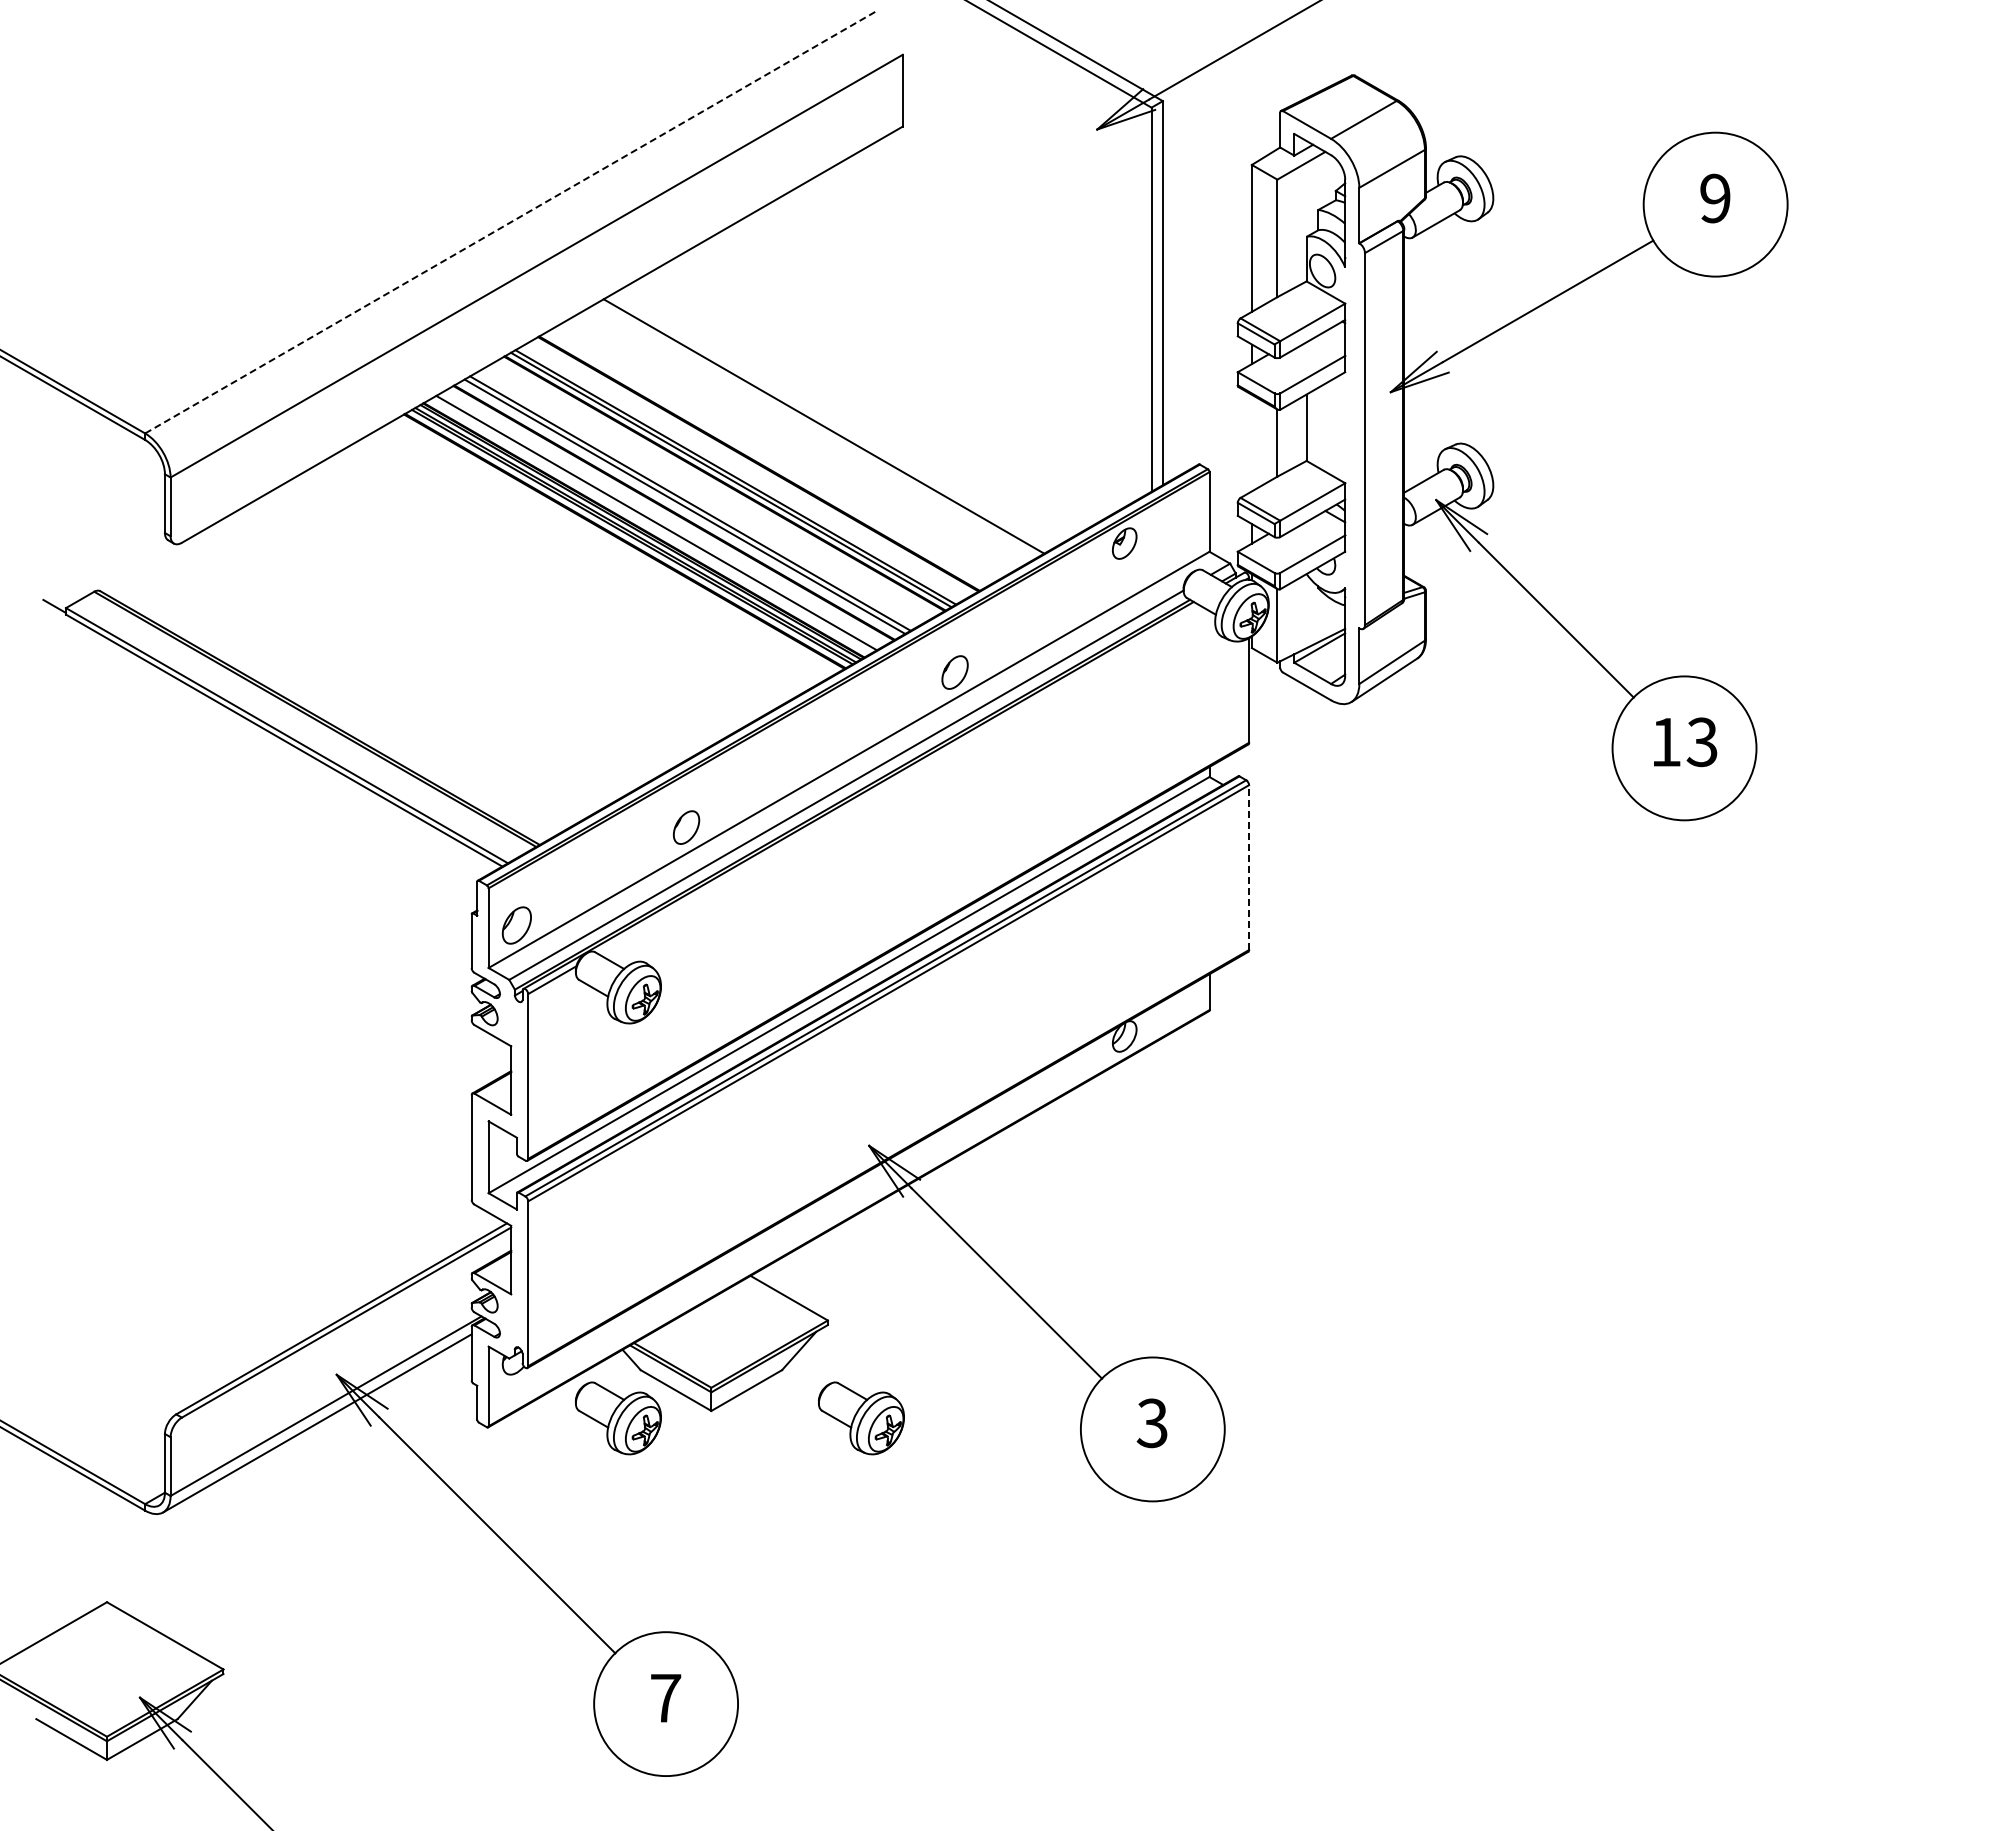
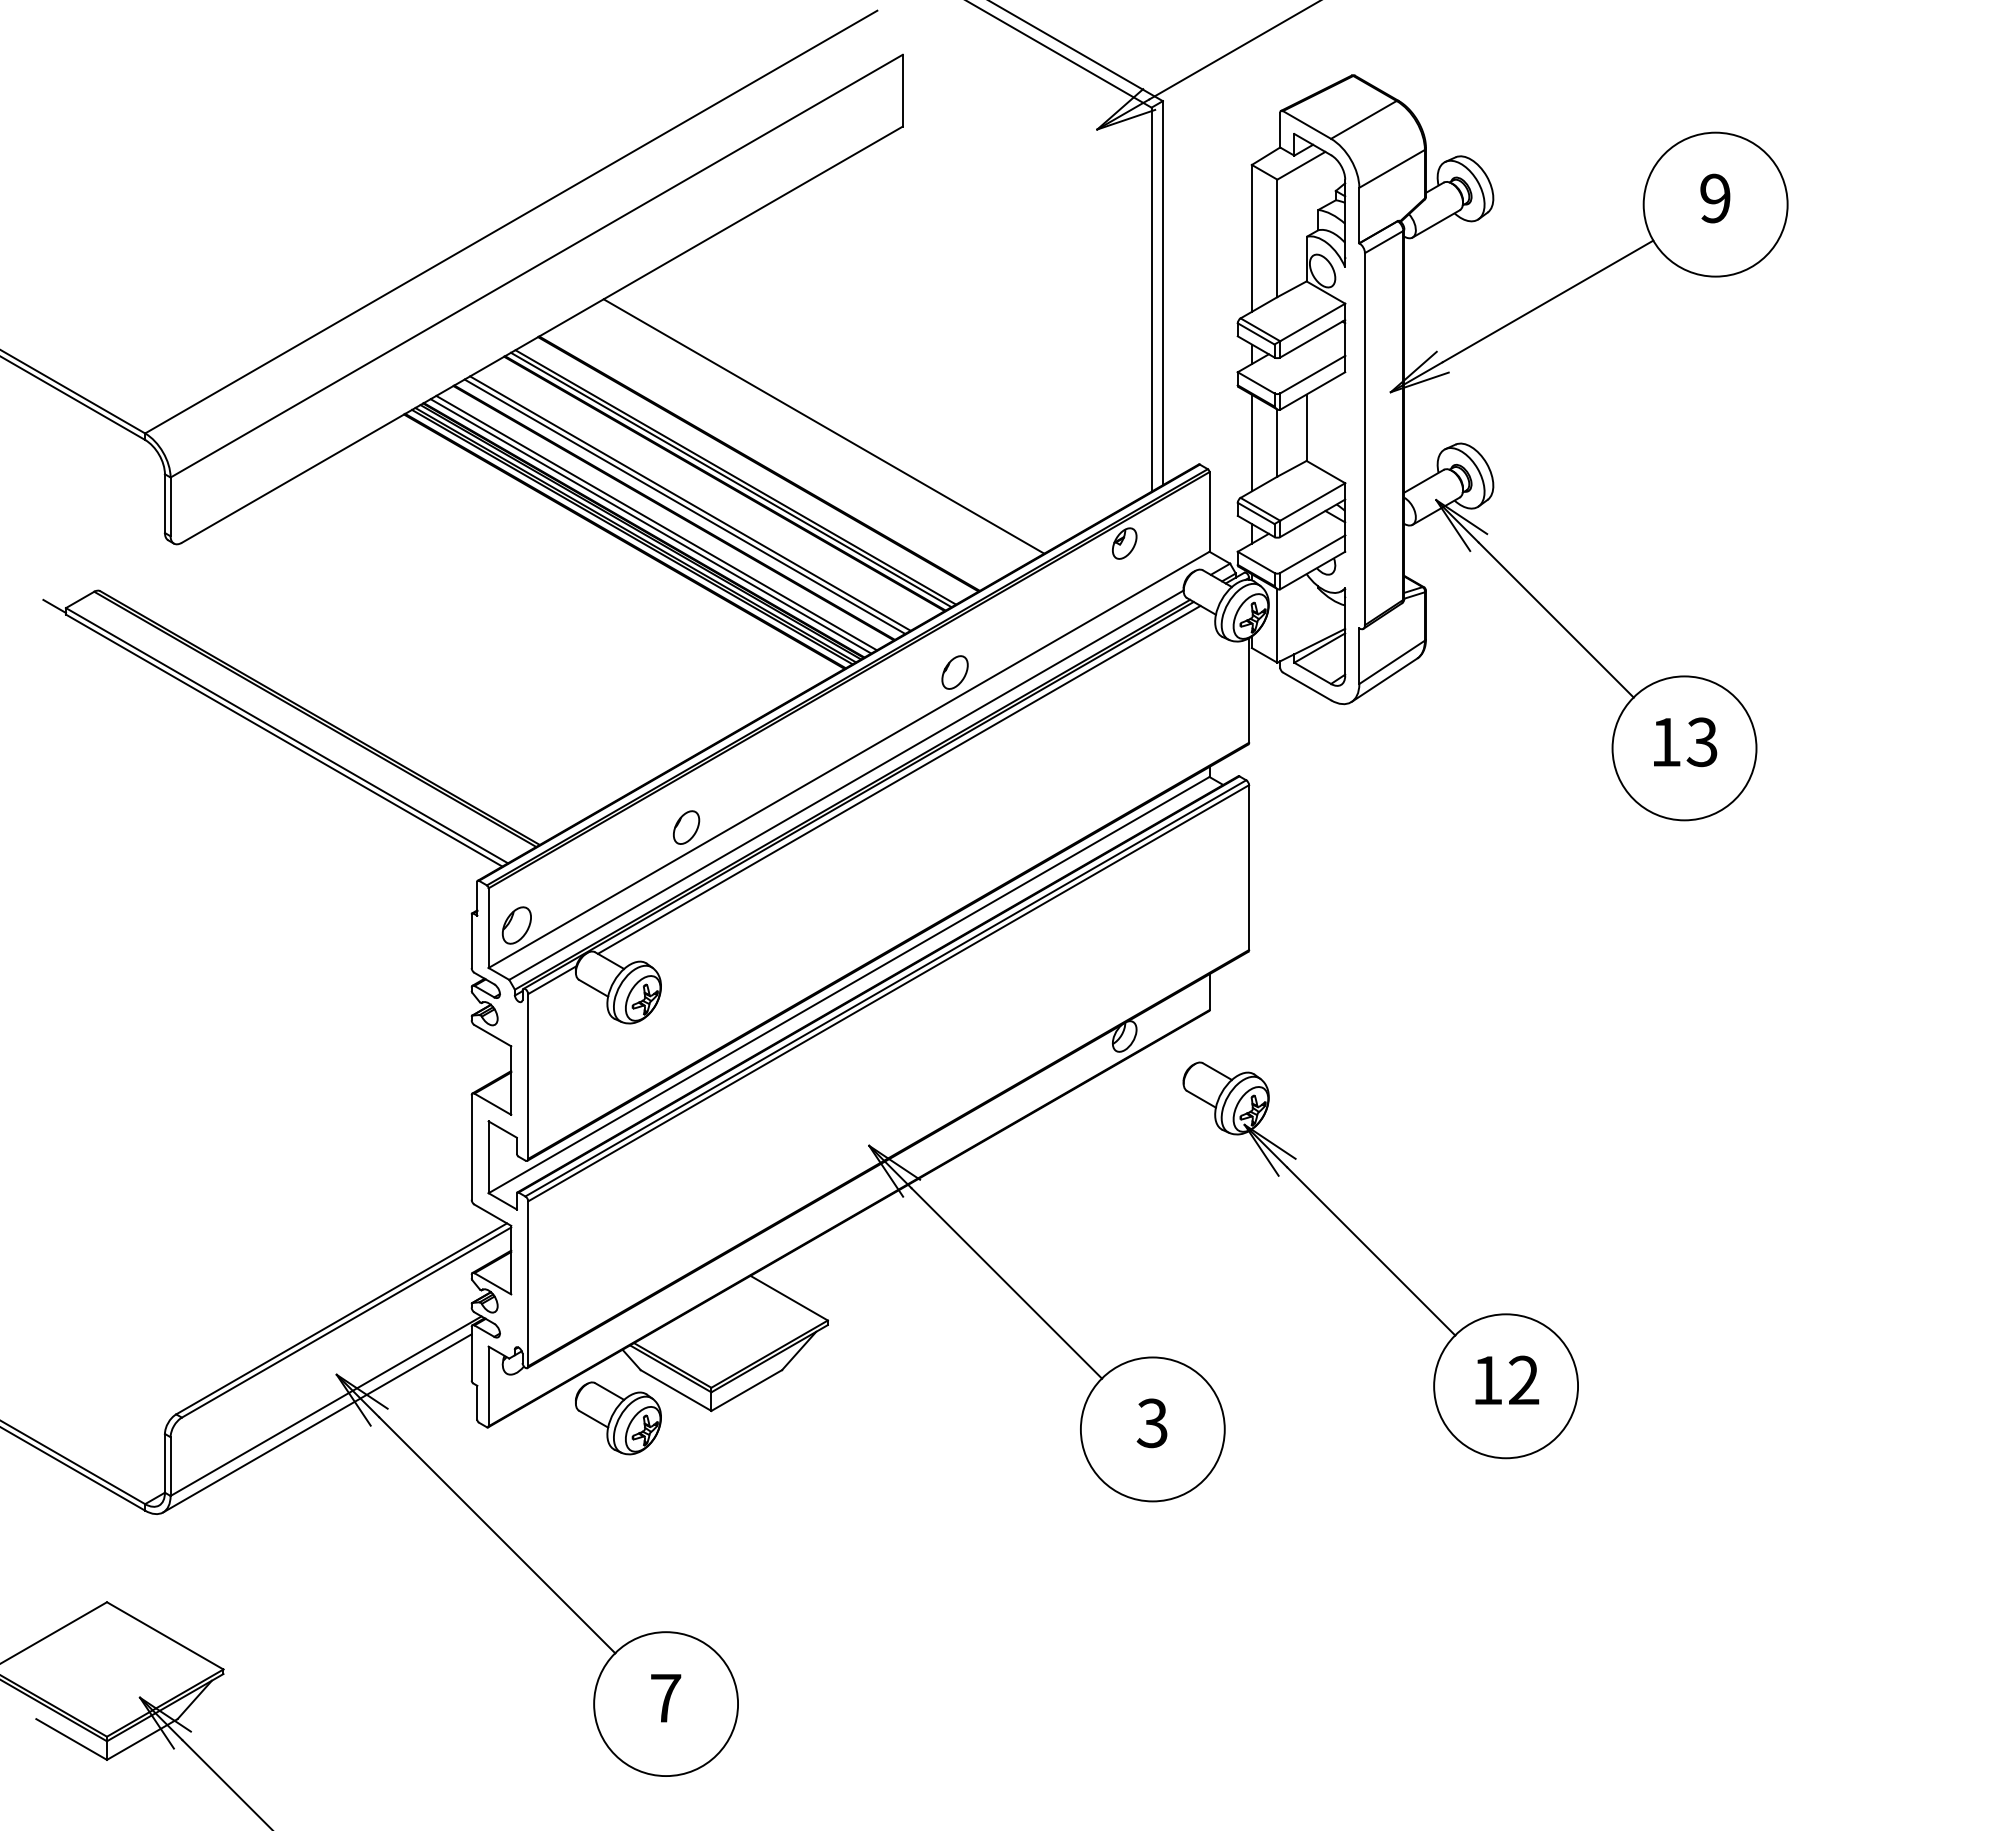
line: dashed -> solid (511, 222)
line: none -> present (1251, 442)
line: none -> present (650, 526)
line: none -> present (898, 779)
line: dashed -> solid (1249, 867)
part: none -> present (1380, 1260)
part: present -> none (861, 1418)
